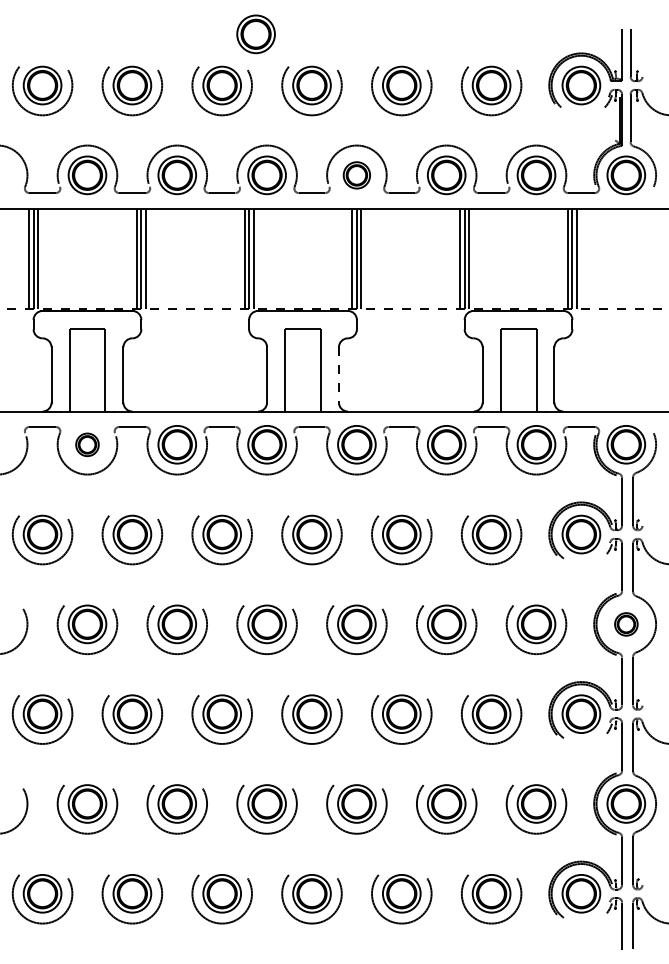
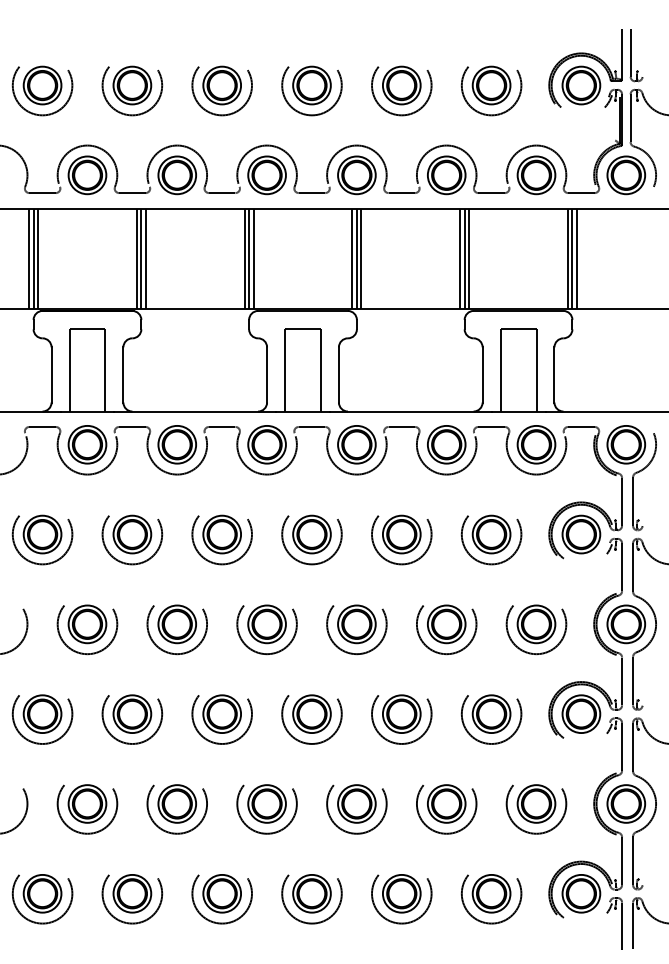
part: present -> none (255, 34)
part size: 29x29 px -> 40x41 px (356, 175)
line: dashed -> solid (334, 309)
line: dashed -> solid (338, 374)
part size: 25x26 px -> 41x40 px (87, 444)
part size: 25x25 px -> 41x41 px (626, 624)
